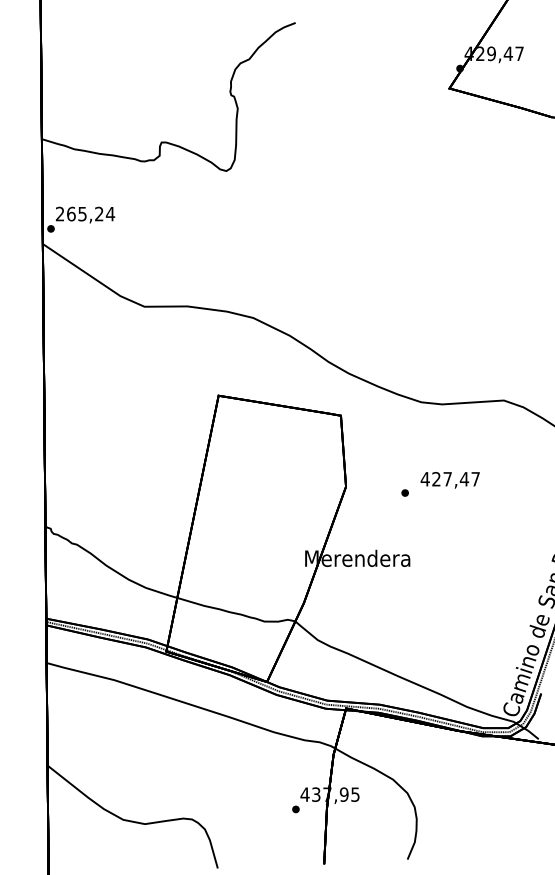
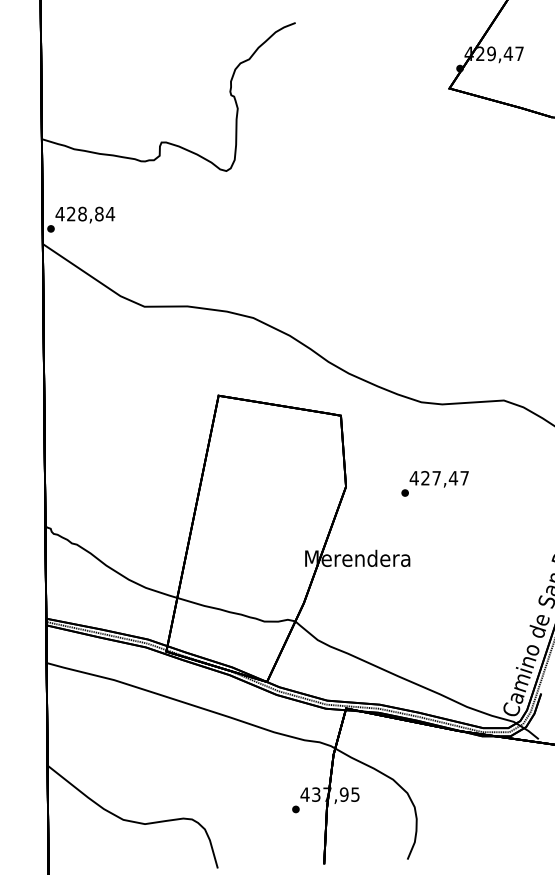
text: 265,24 -> 428,84 (79, 213)
text position: (449, 480) -> (438, 479) (438, 479)
